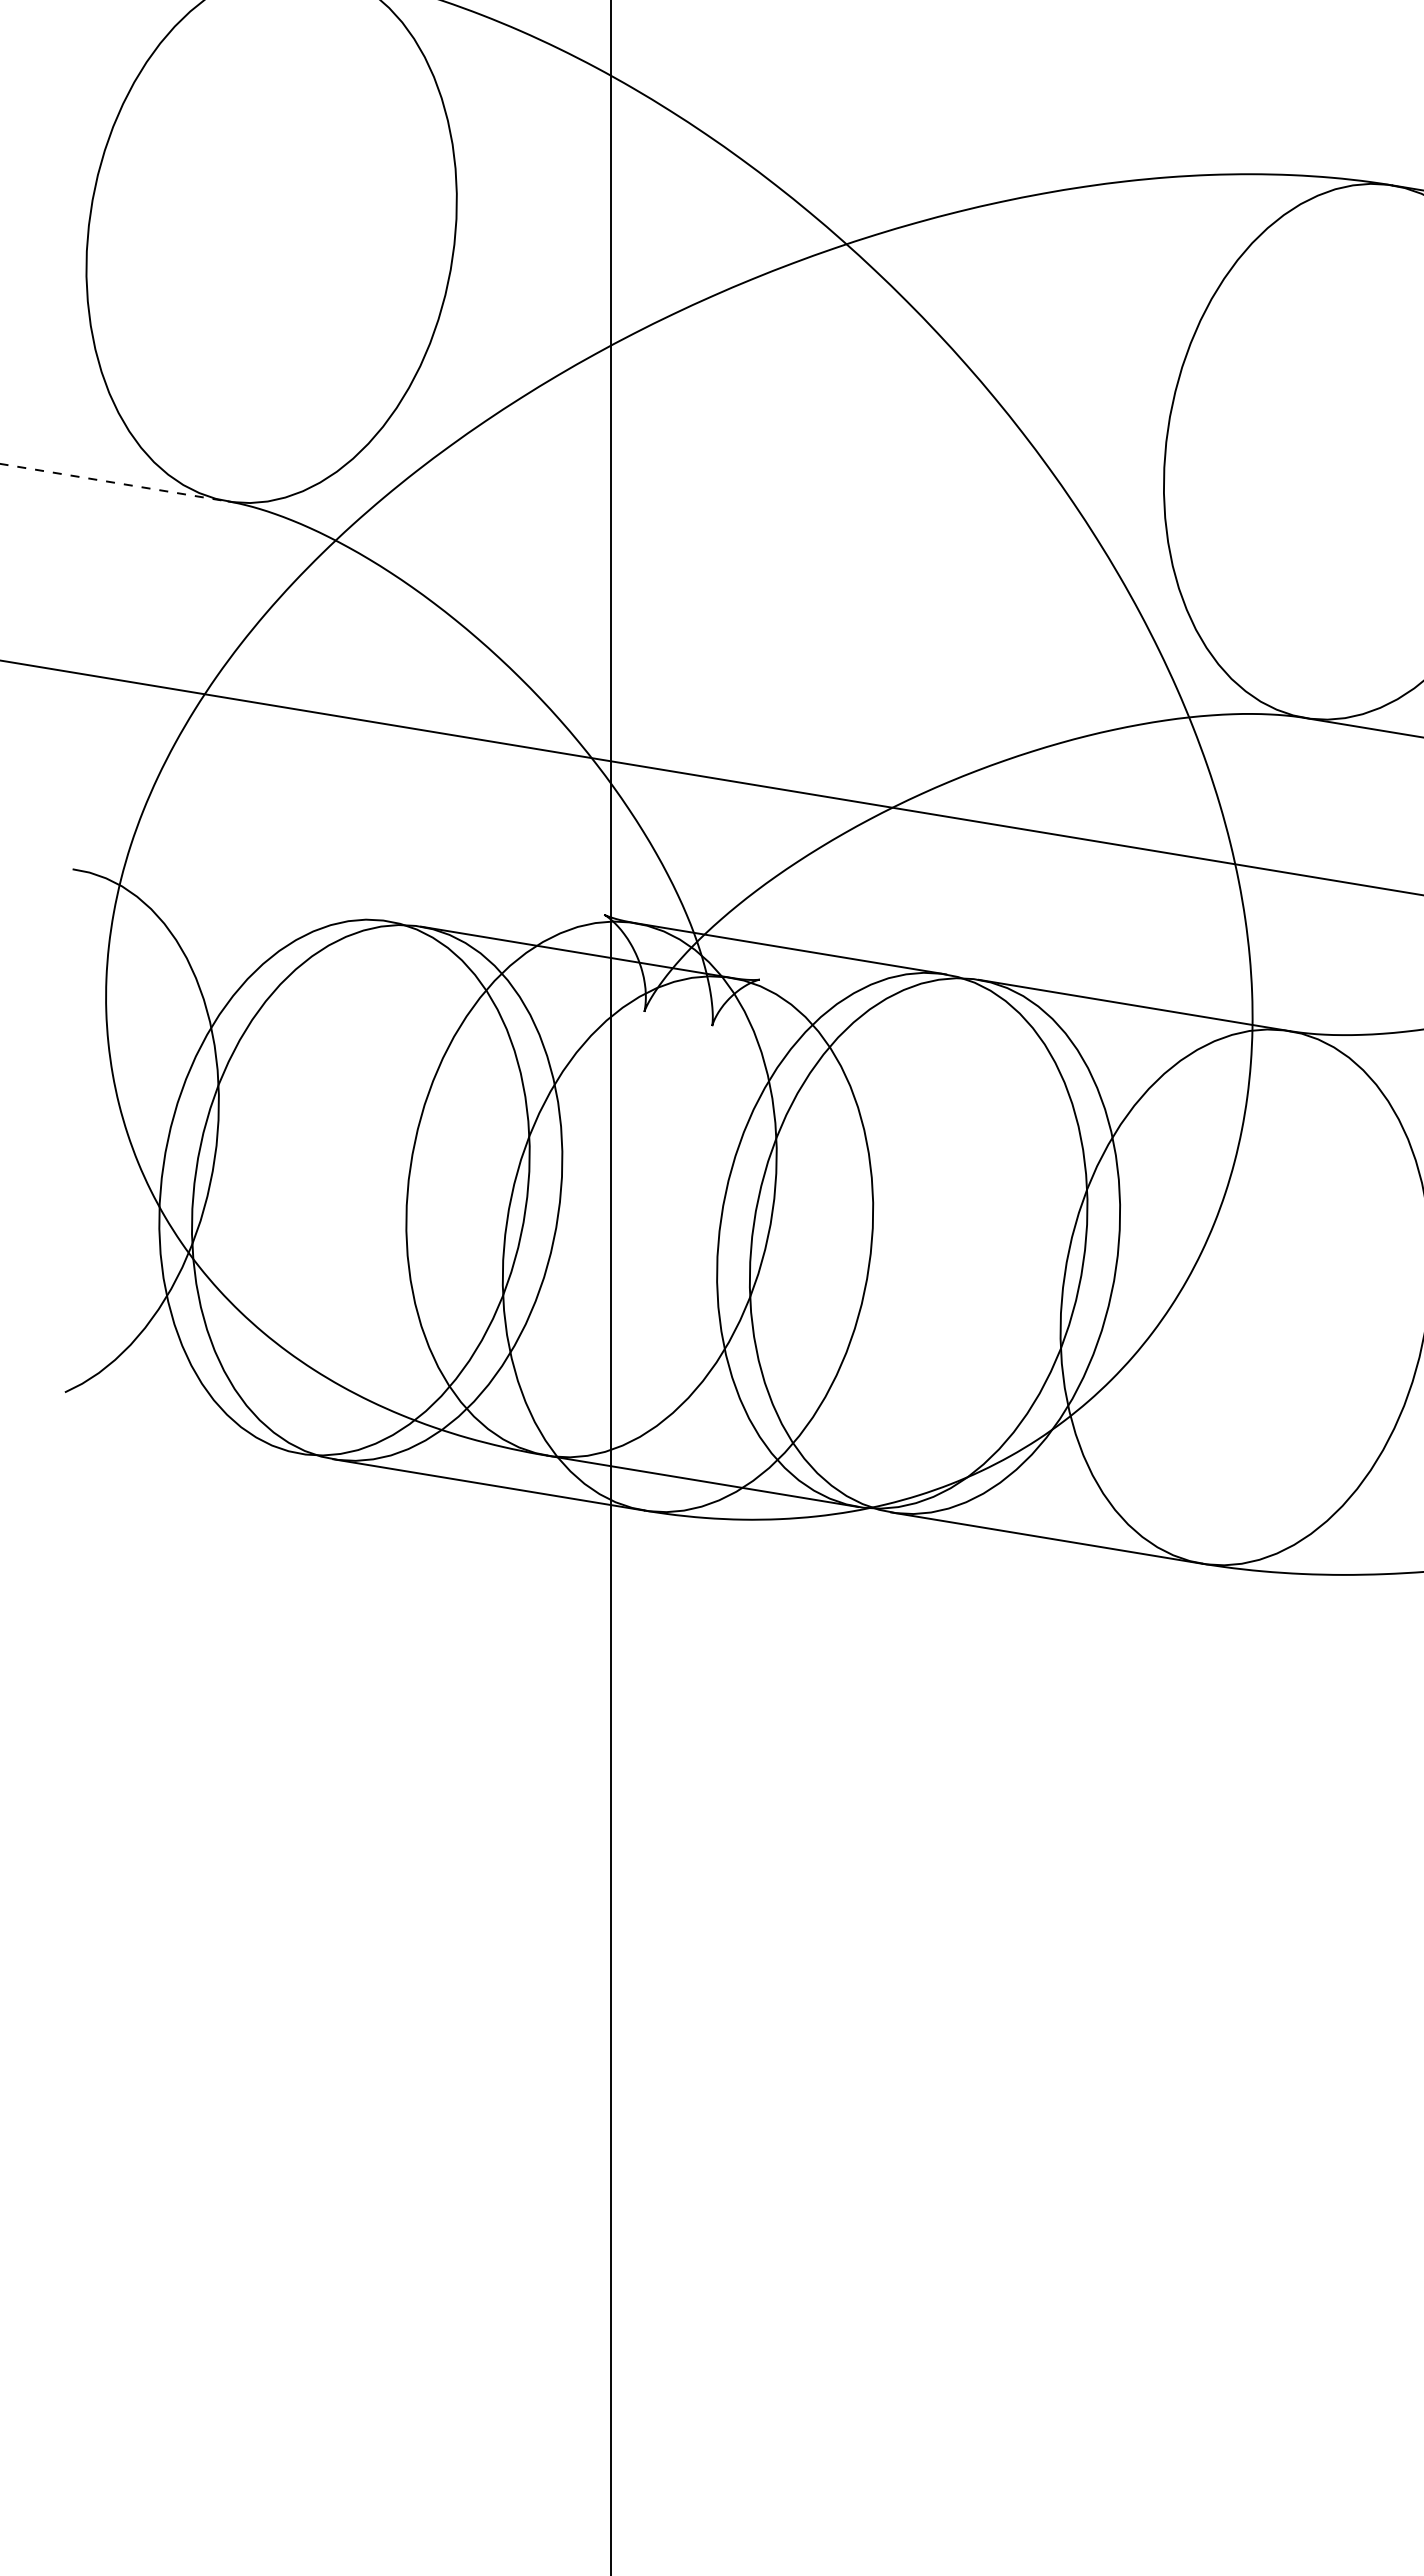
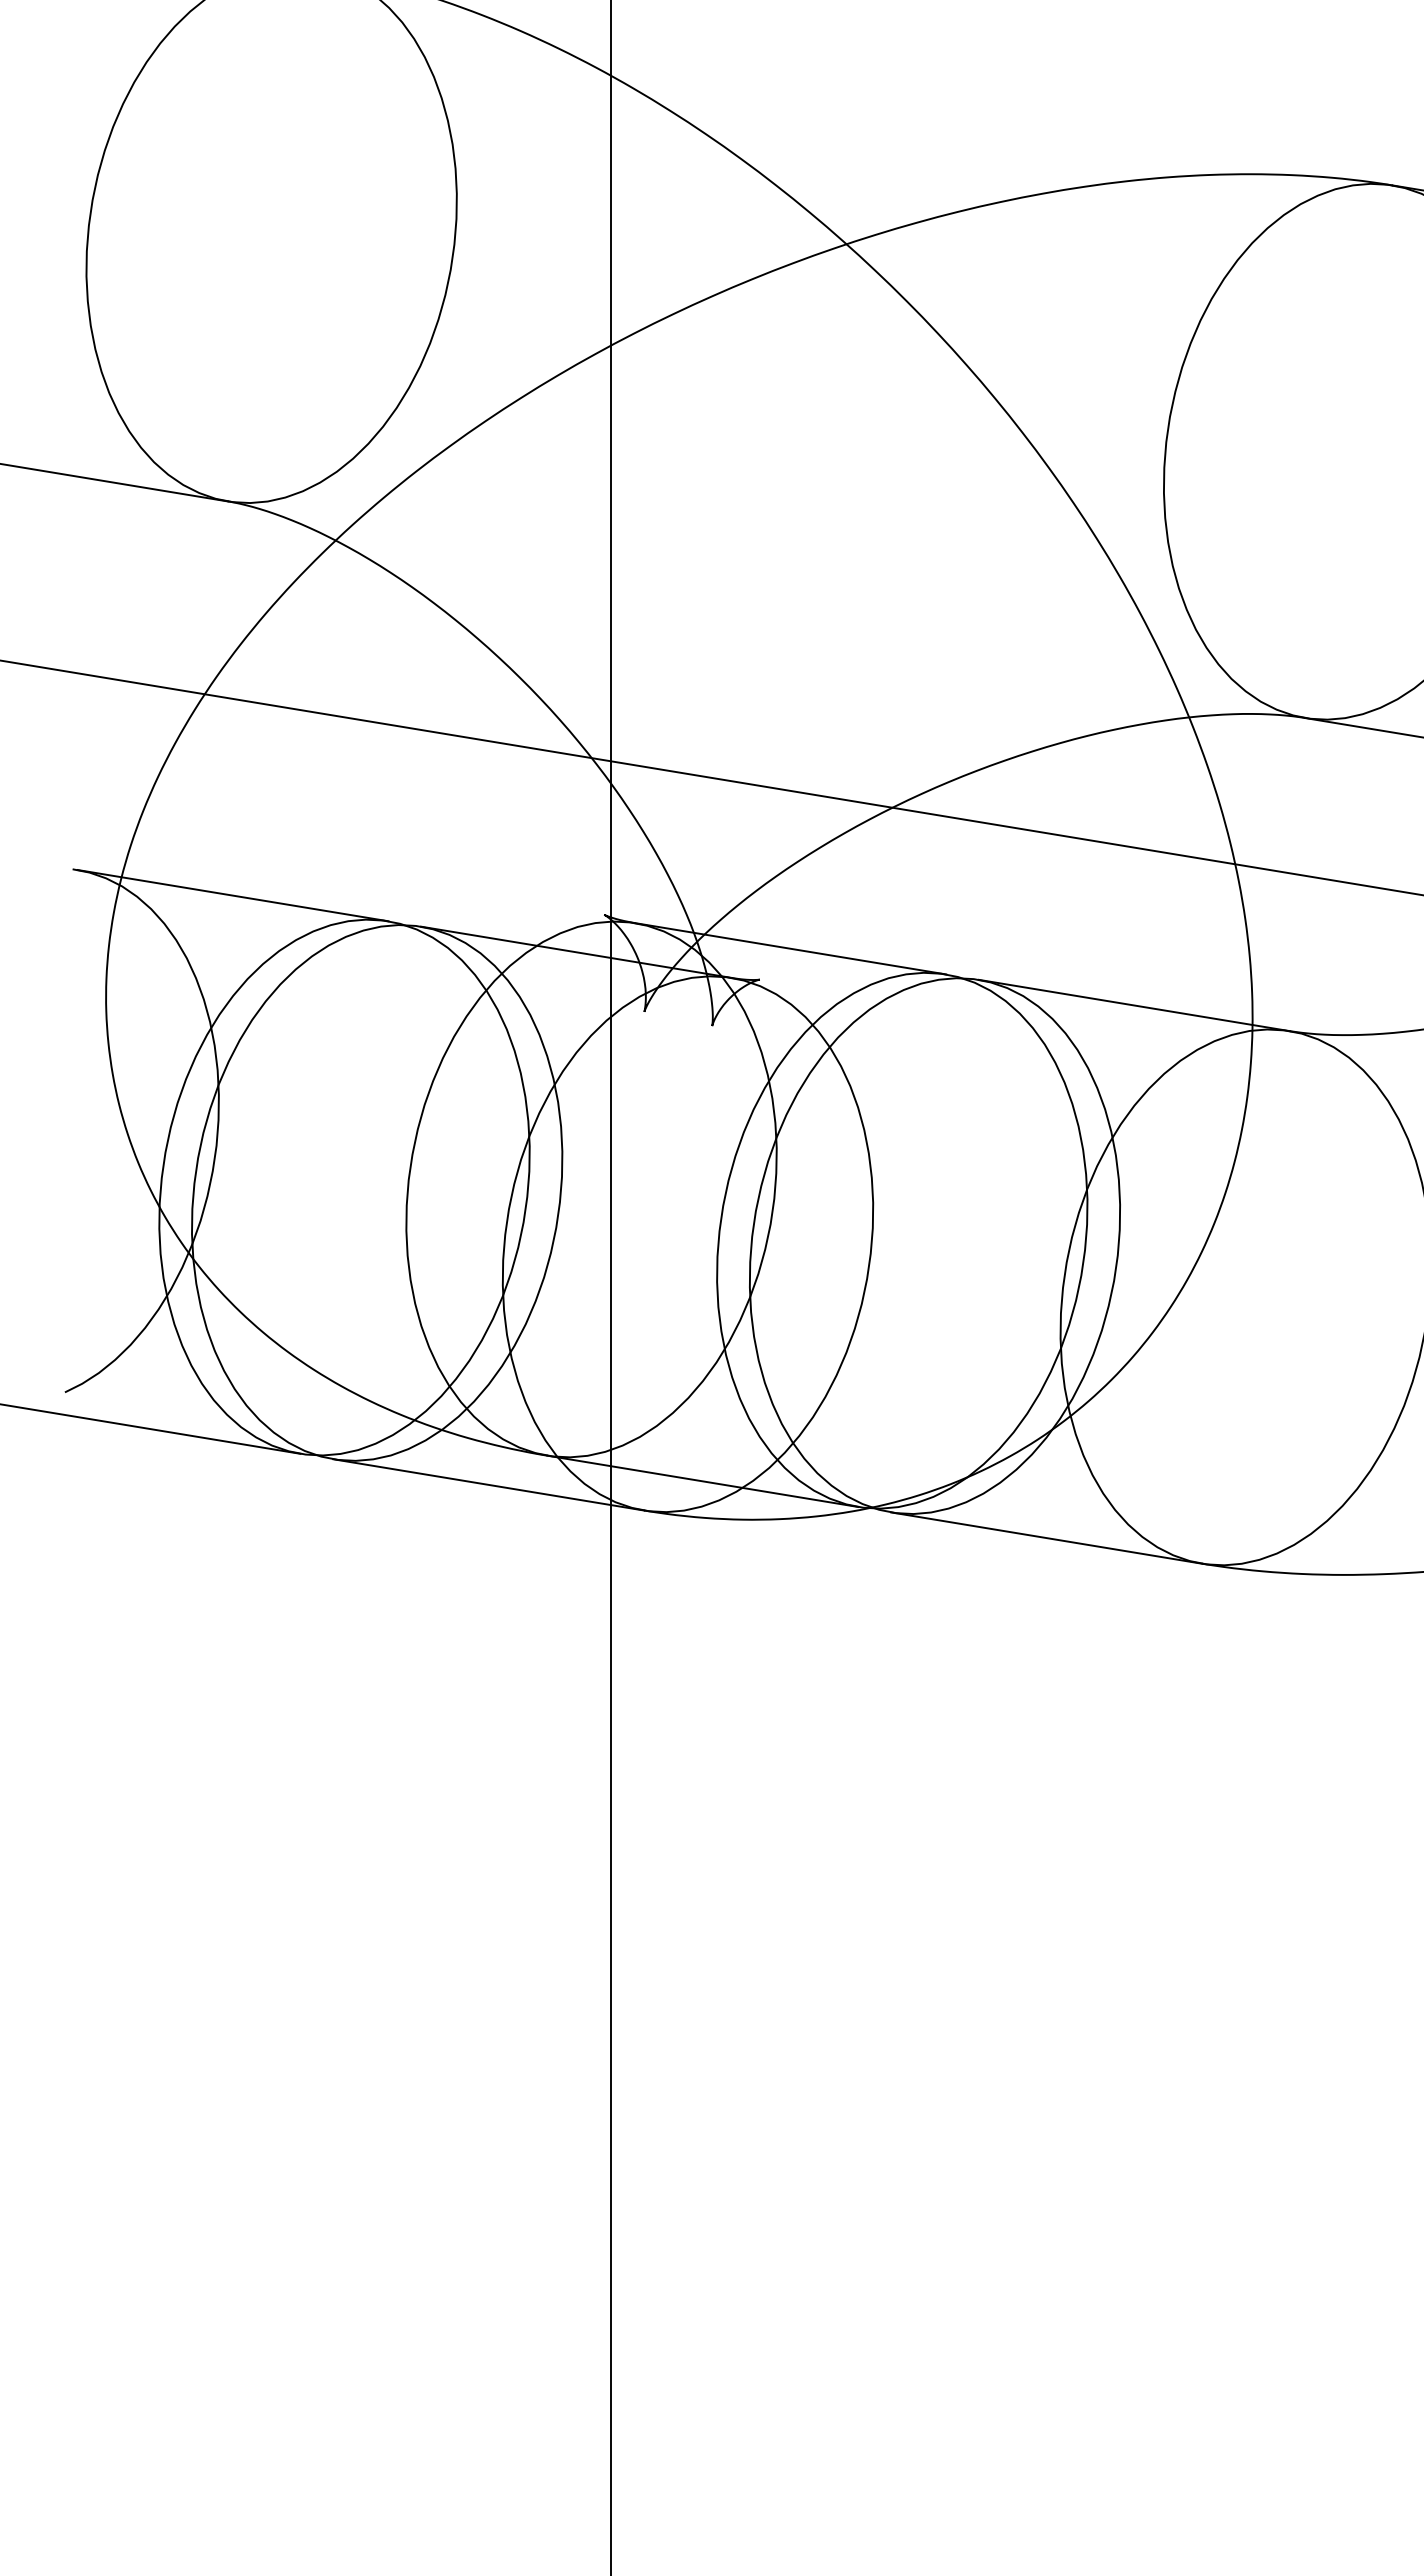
line: dashed -> solid (114, 482)
line: none -> present (232, 895)
line: none -> present (151, 1428)
